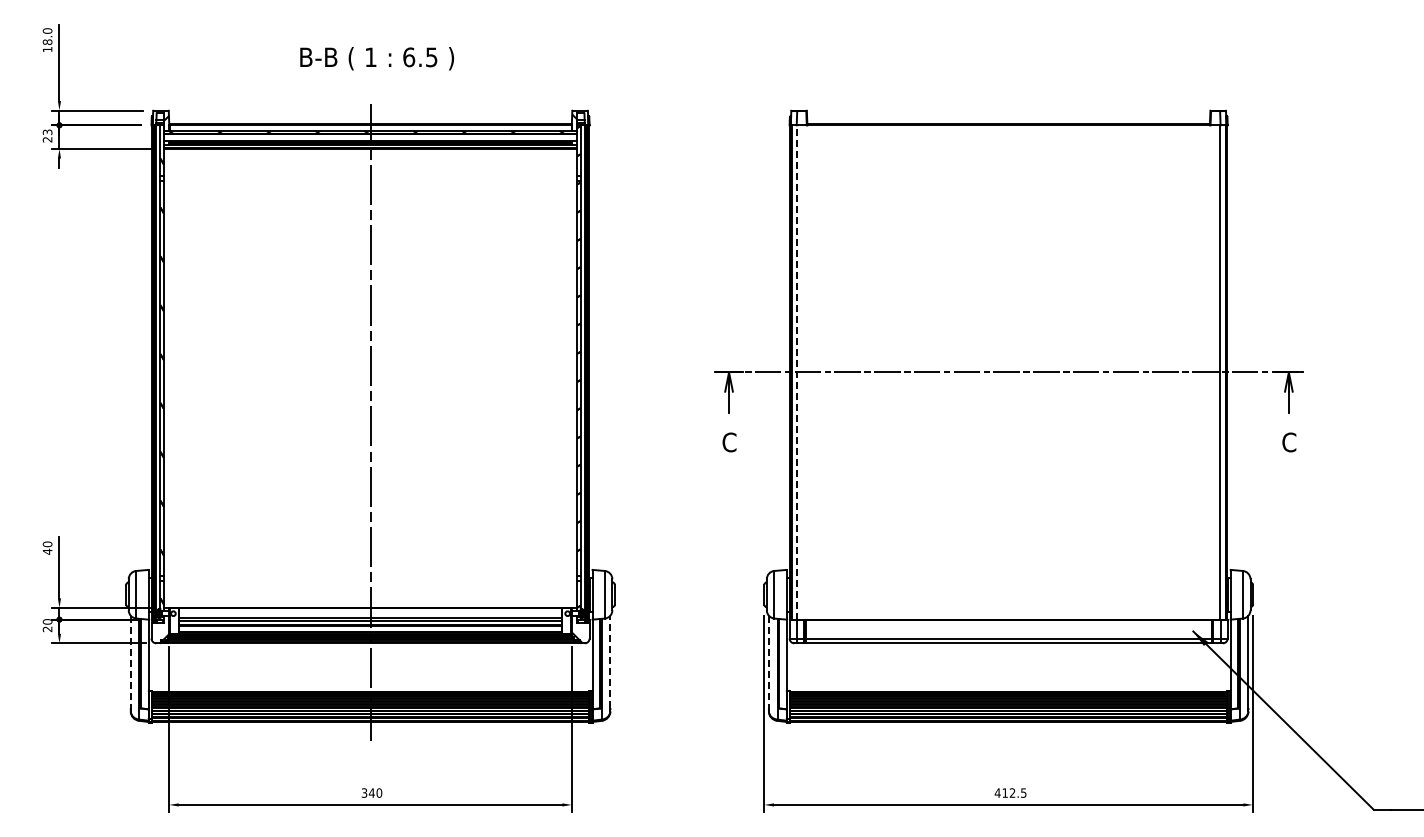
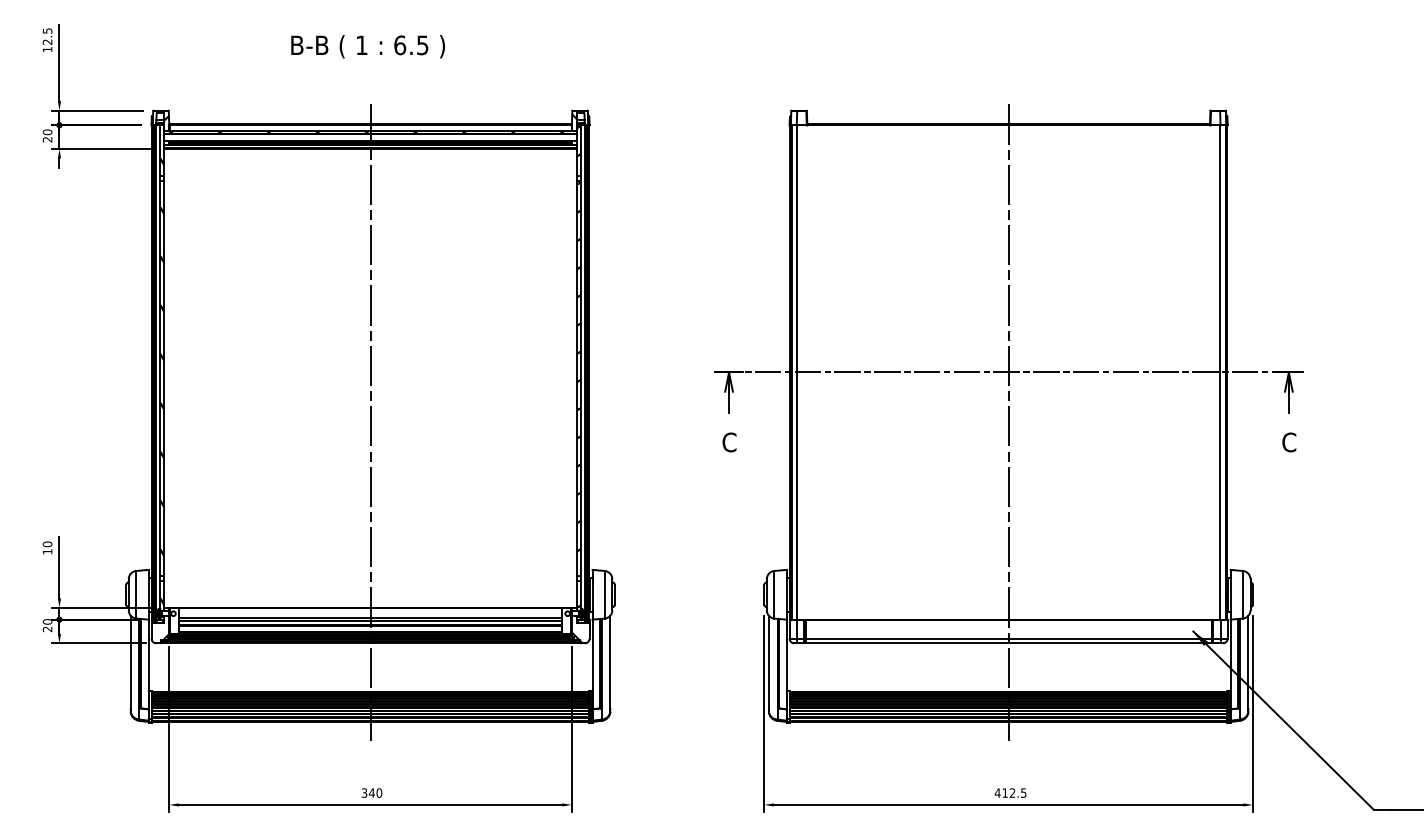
text: 18.0 -> 12.5 (47, 36)
text position: (376, 58) -> (367, 46) (367, 46)
text: 23 -> 20 (47, 132)
line: dashed -> solid (797, 371)
line: none -> present (1008, 422)
text: 40 -> 10 (47, 551)
line: dashed -> solid (610, 661)
line: dashed -> solid (130, 662)
line: dashed -> solid (768, 662)
